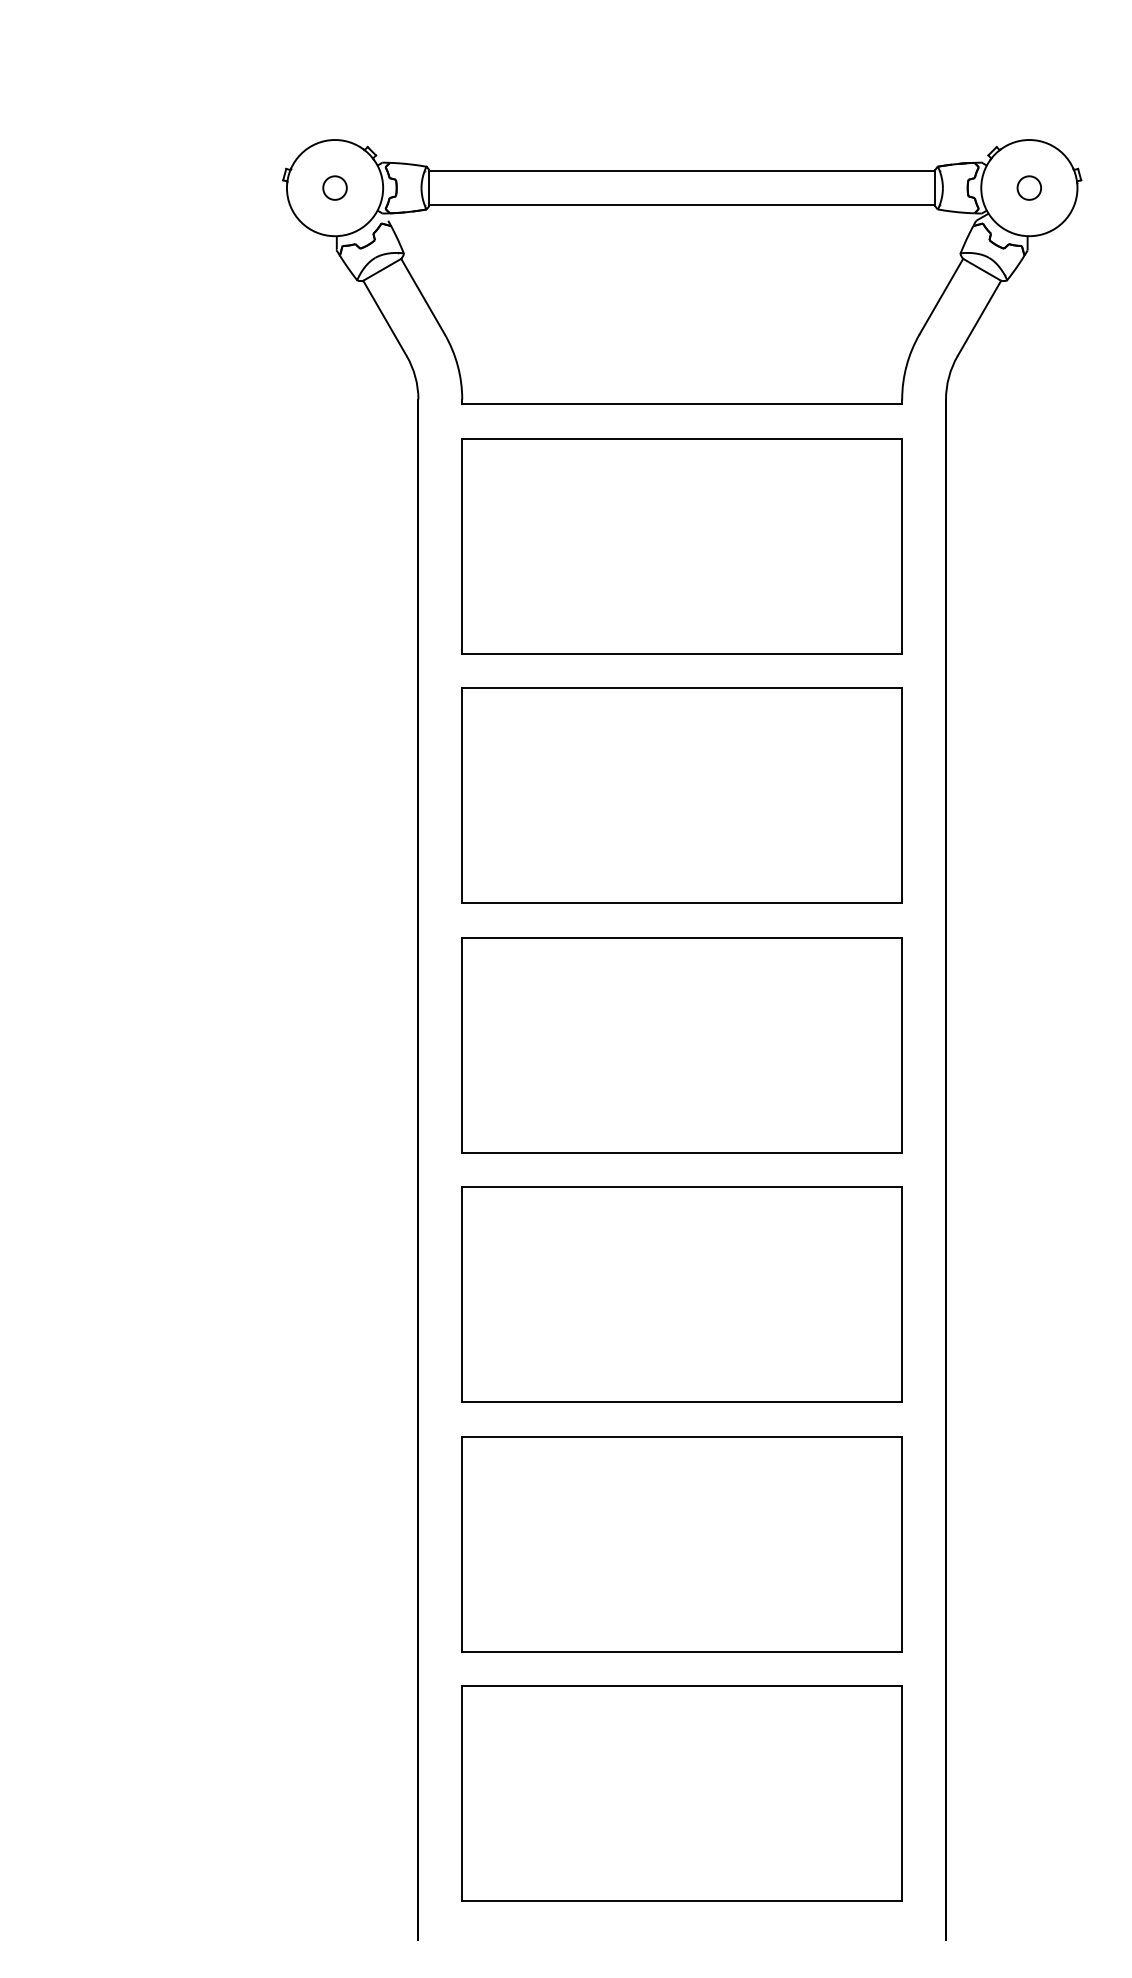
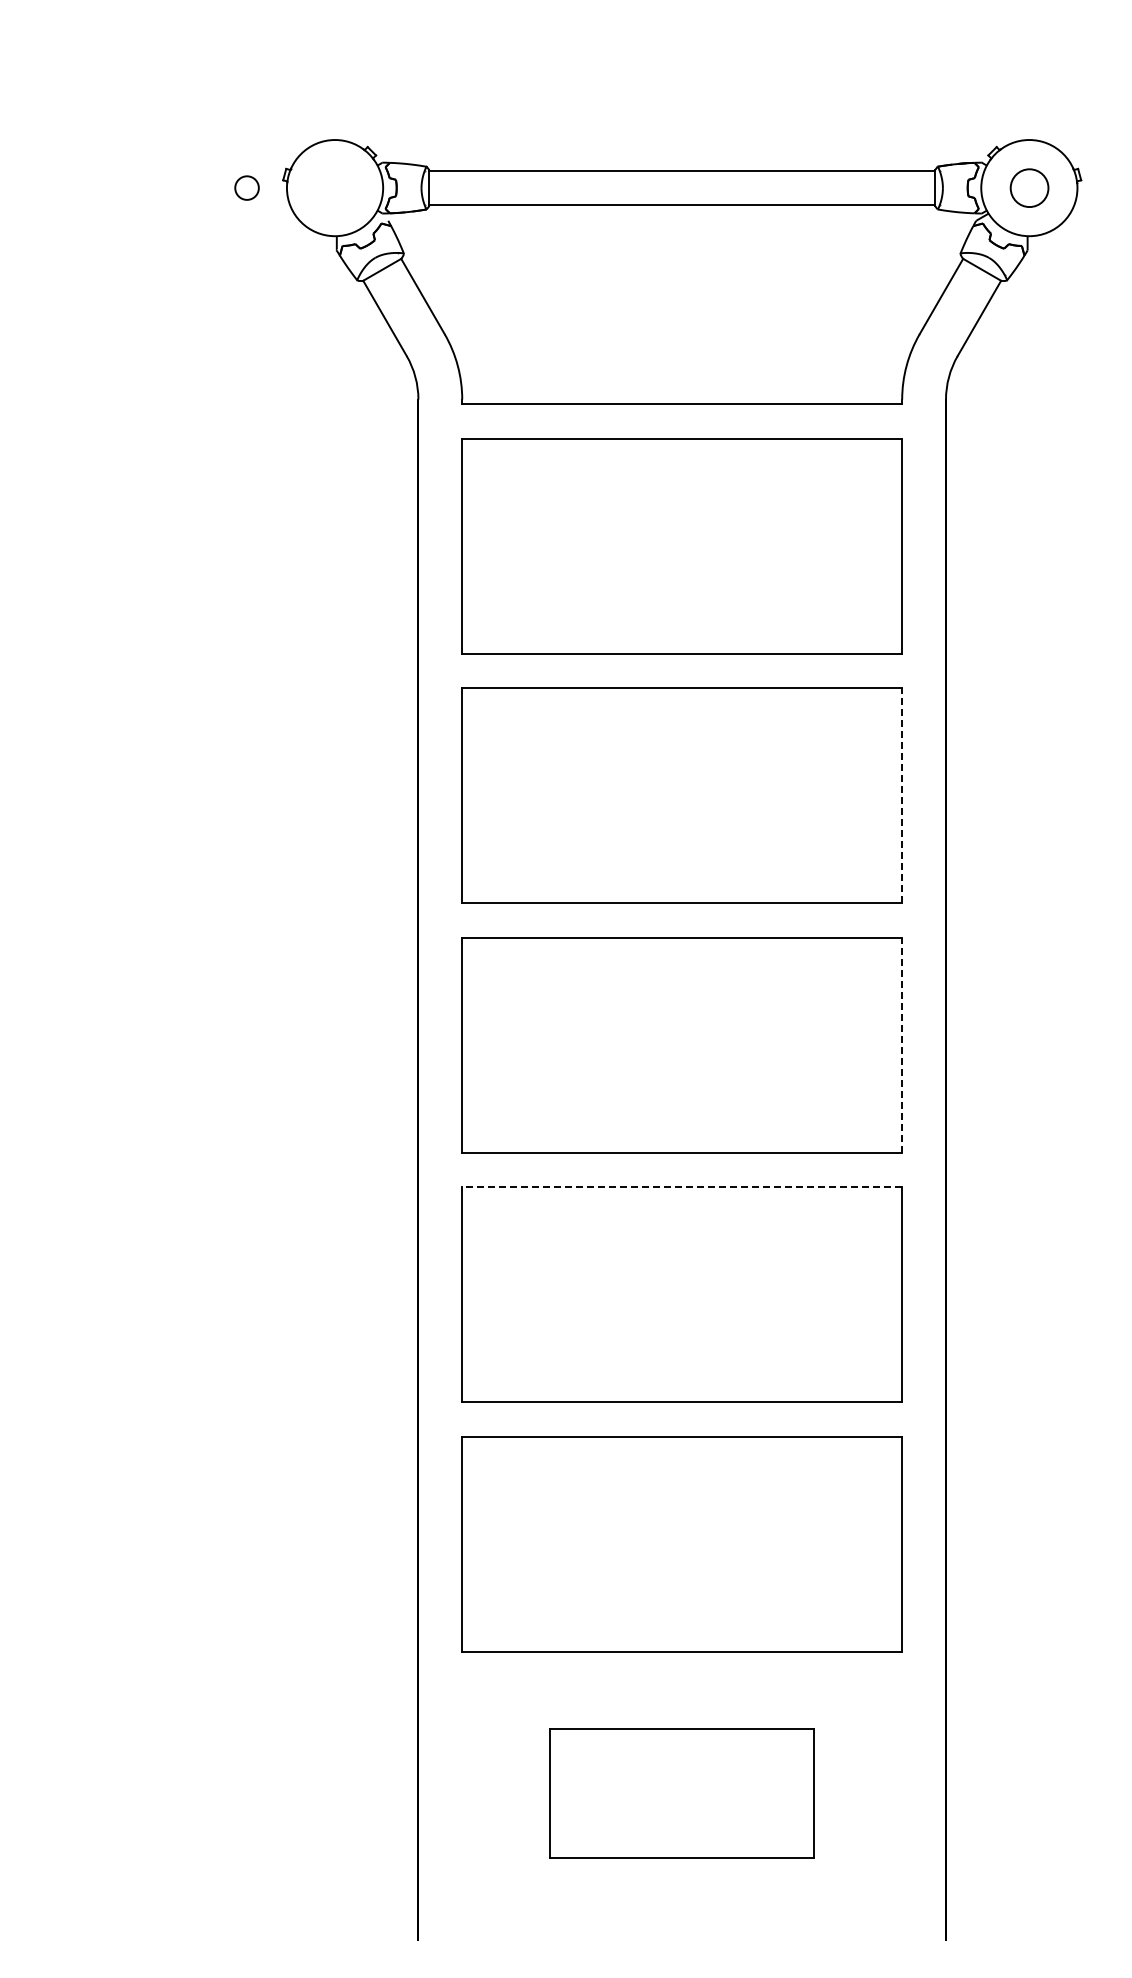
circle position: (334, 187) -> (246, 187) (246, 187)
circle size: 26x26 px -> 41x40 px (1029, 187)
line: solid -> dashed (902, 795)
line: solid -> dashed (902, 1045)
line: solid -> dashed (682, 1187)
part size: 442x217 px -> 266x131 px (681, 1793)
